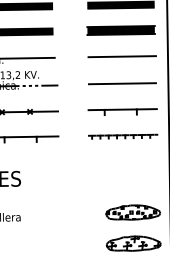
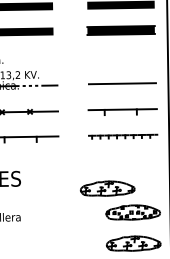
line: present -> none (121, 56)
line: present -> none (28, 57)
part: none -> present (107, 188)
